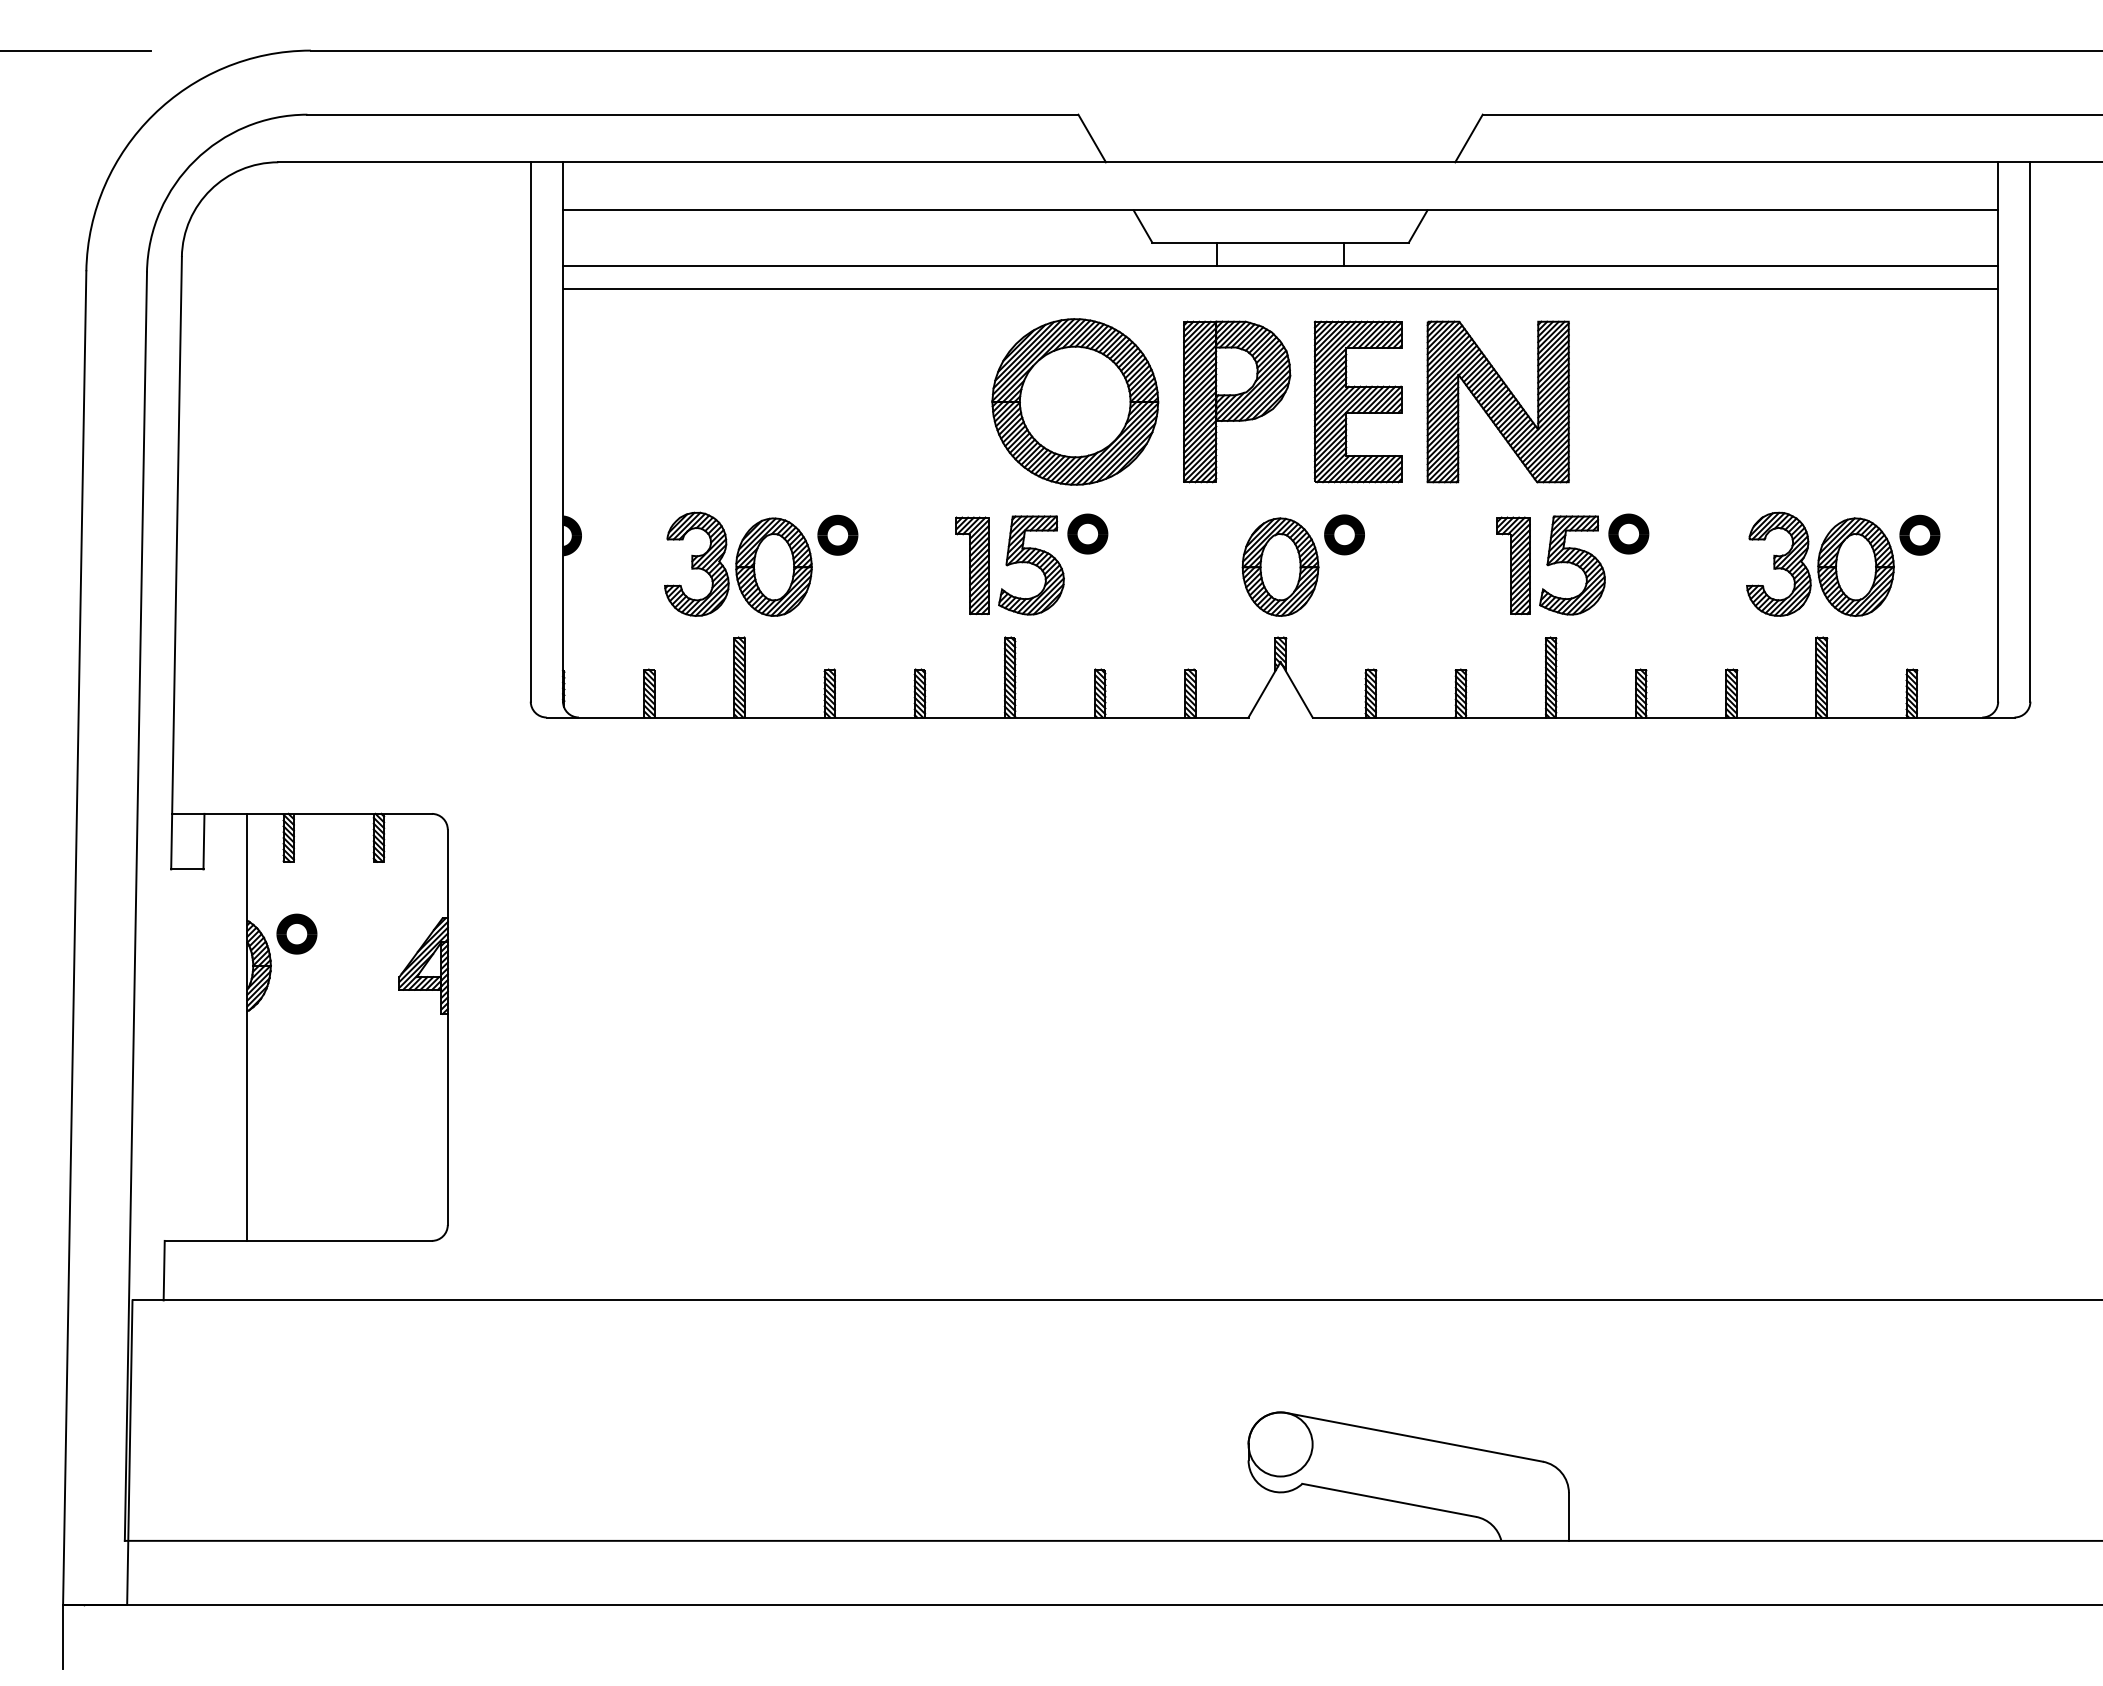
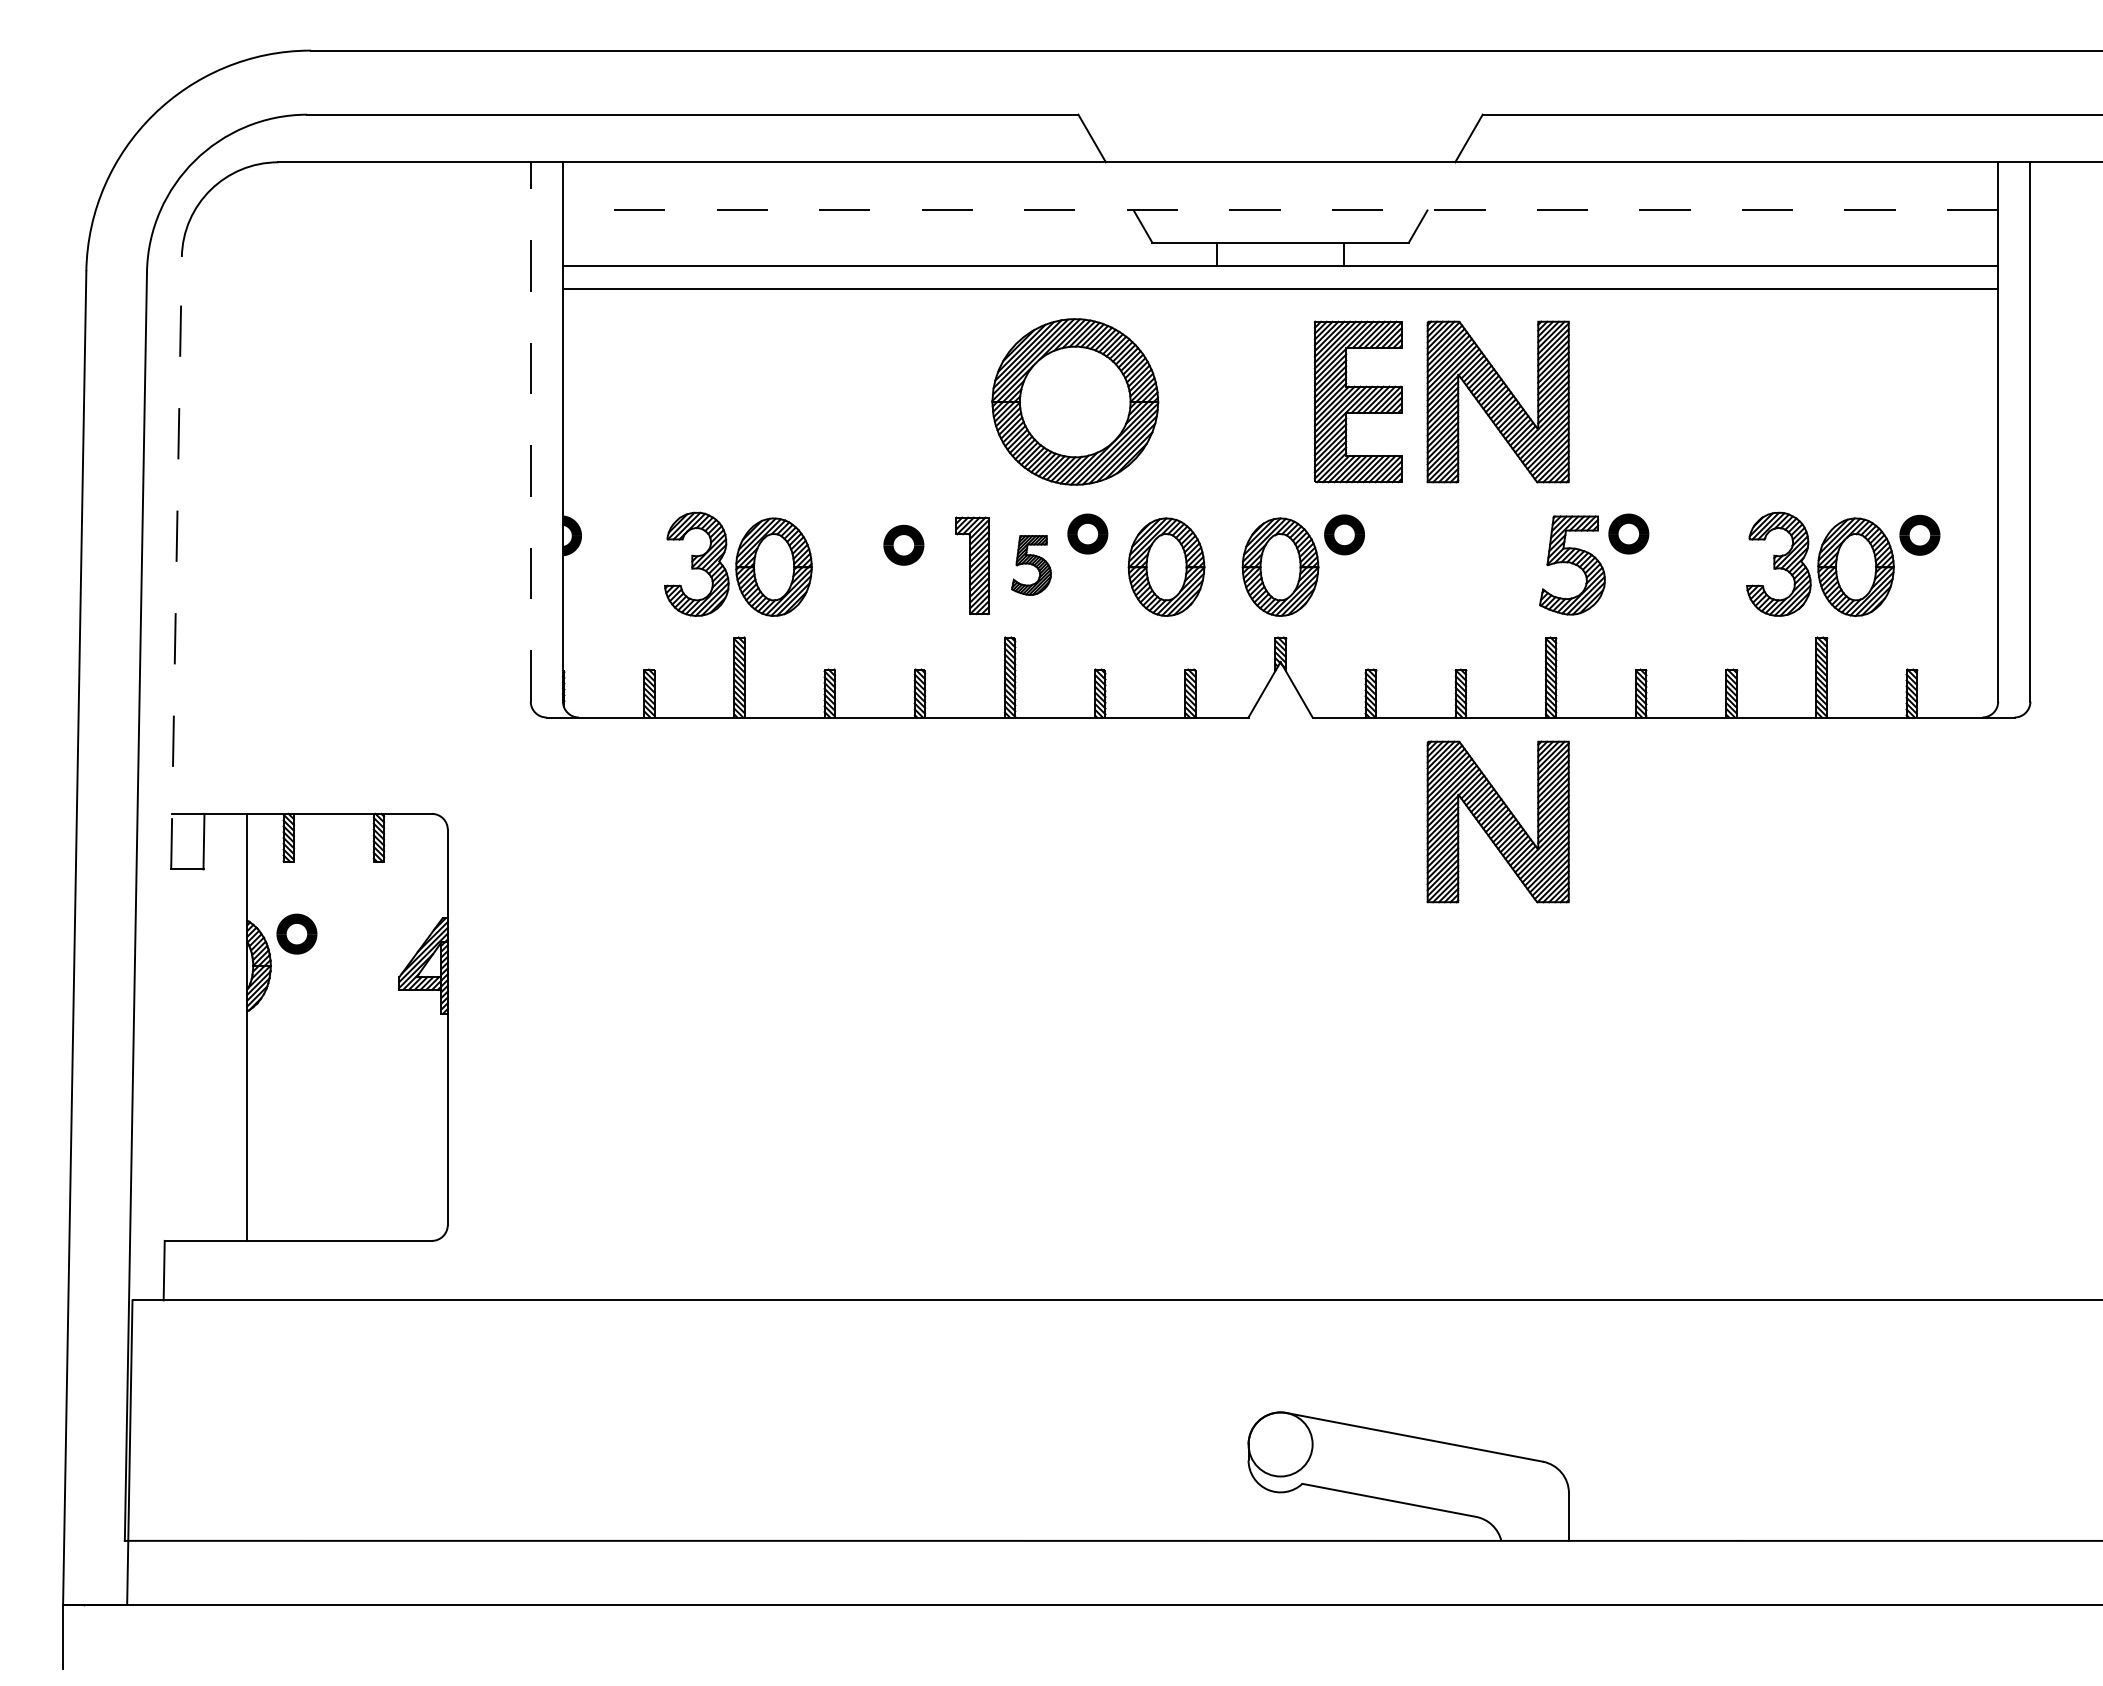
line: present -> none (76, 50)
line: solid -> dashed (1280, 210)
part: present -> none (1237, 401)
line: solid -> dashed (530, 431)
part position: (837, 534) -> (903, 544) (903, 544)
line: solid -> dashed (176, 562)
part size: 67x101 px -> 41x61 px (1031, 565)
part: present -> none (1513, 565)
part: none -> present (1166, 566)
part: none -> present (1497, 821)
